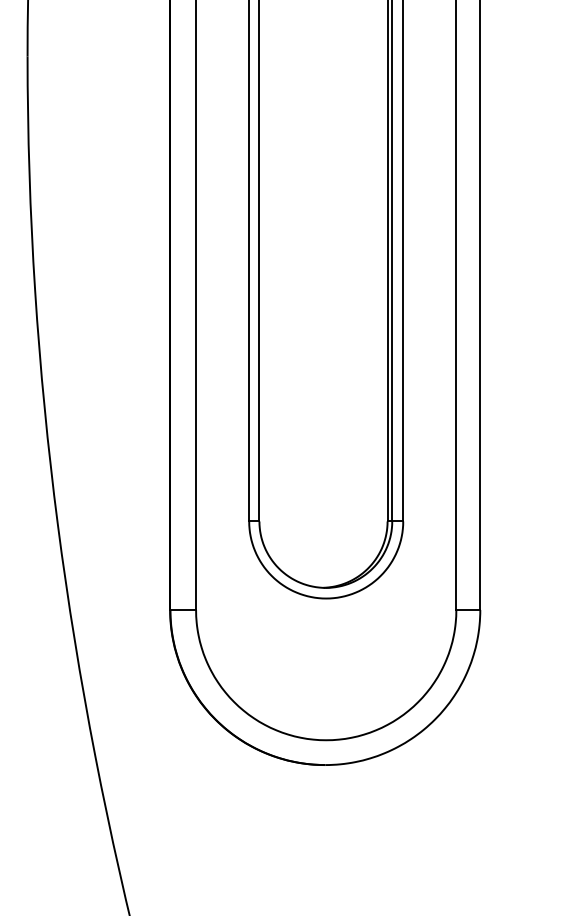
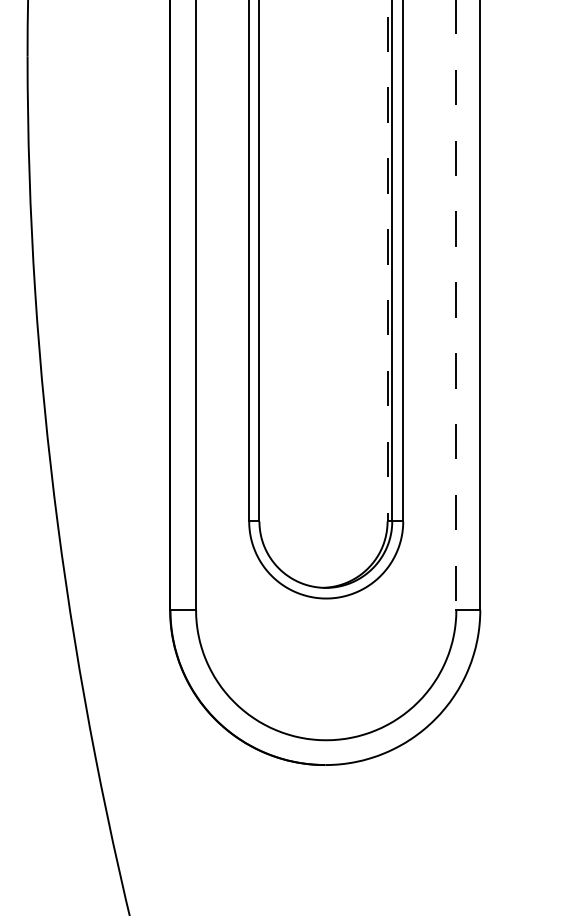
line: solid -> dashed (387, 261)
line: solid -> dashed (456, 305)
